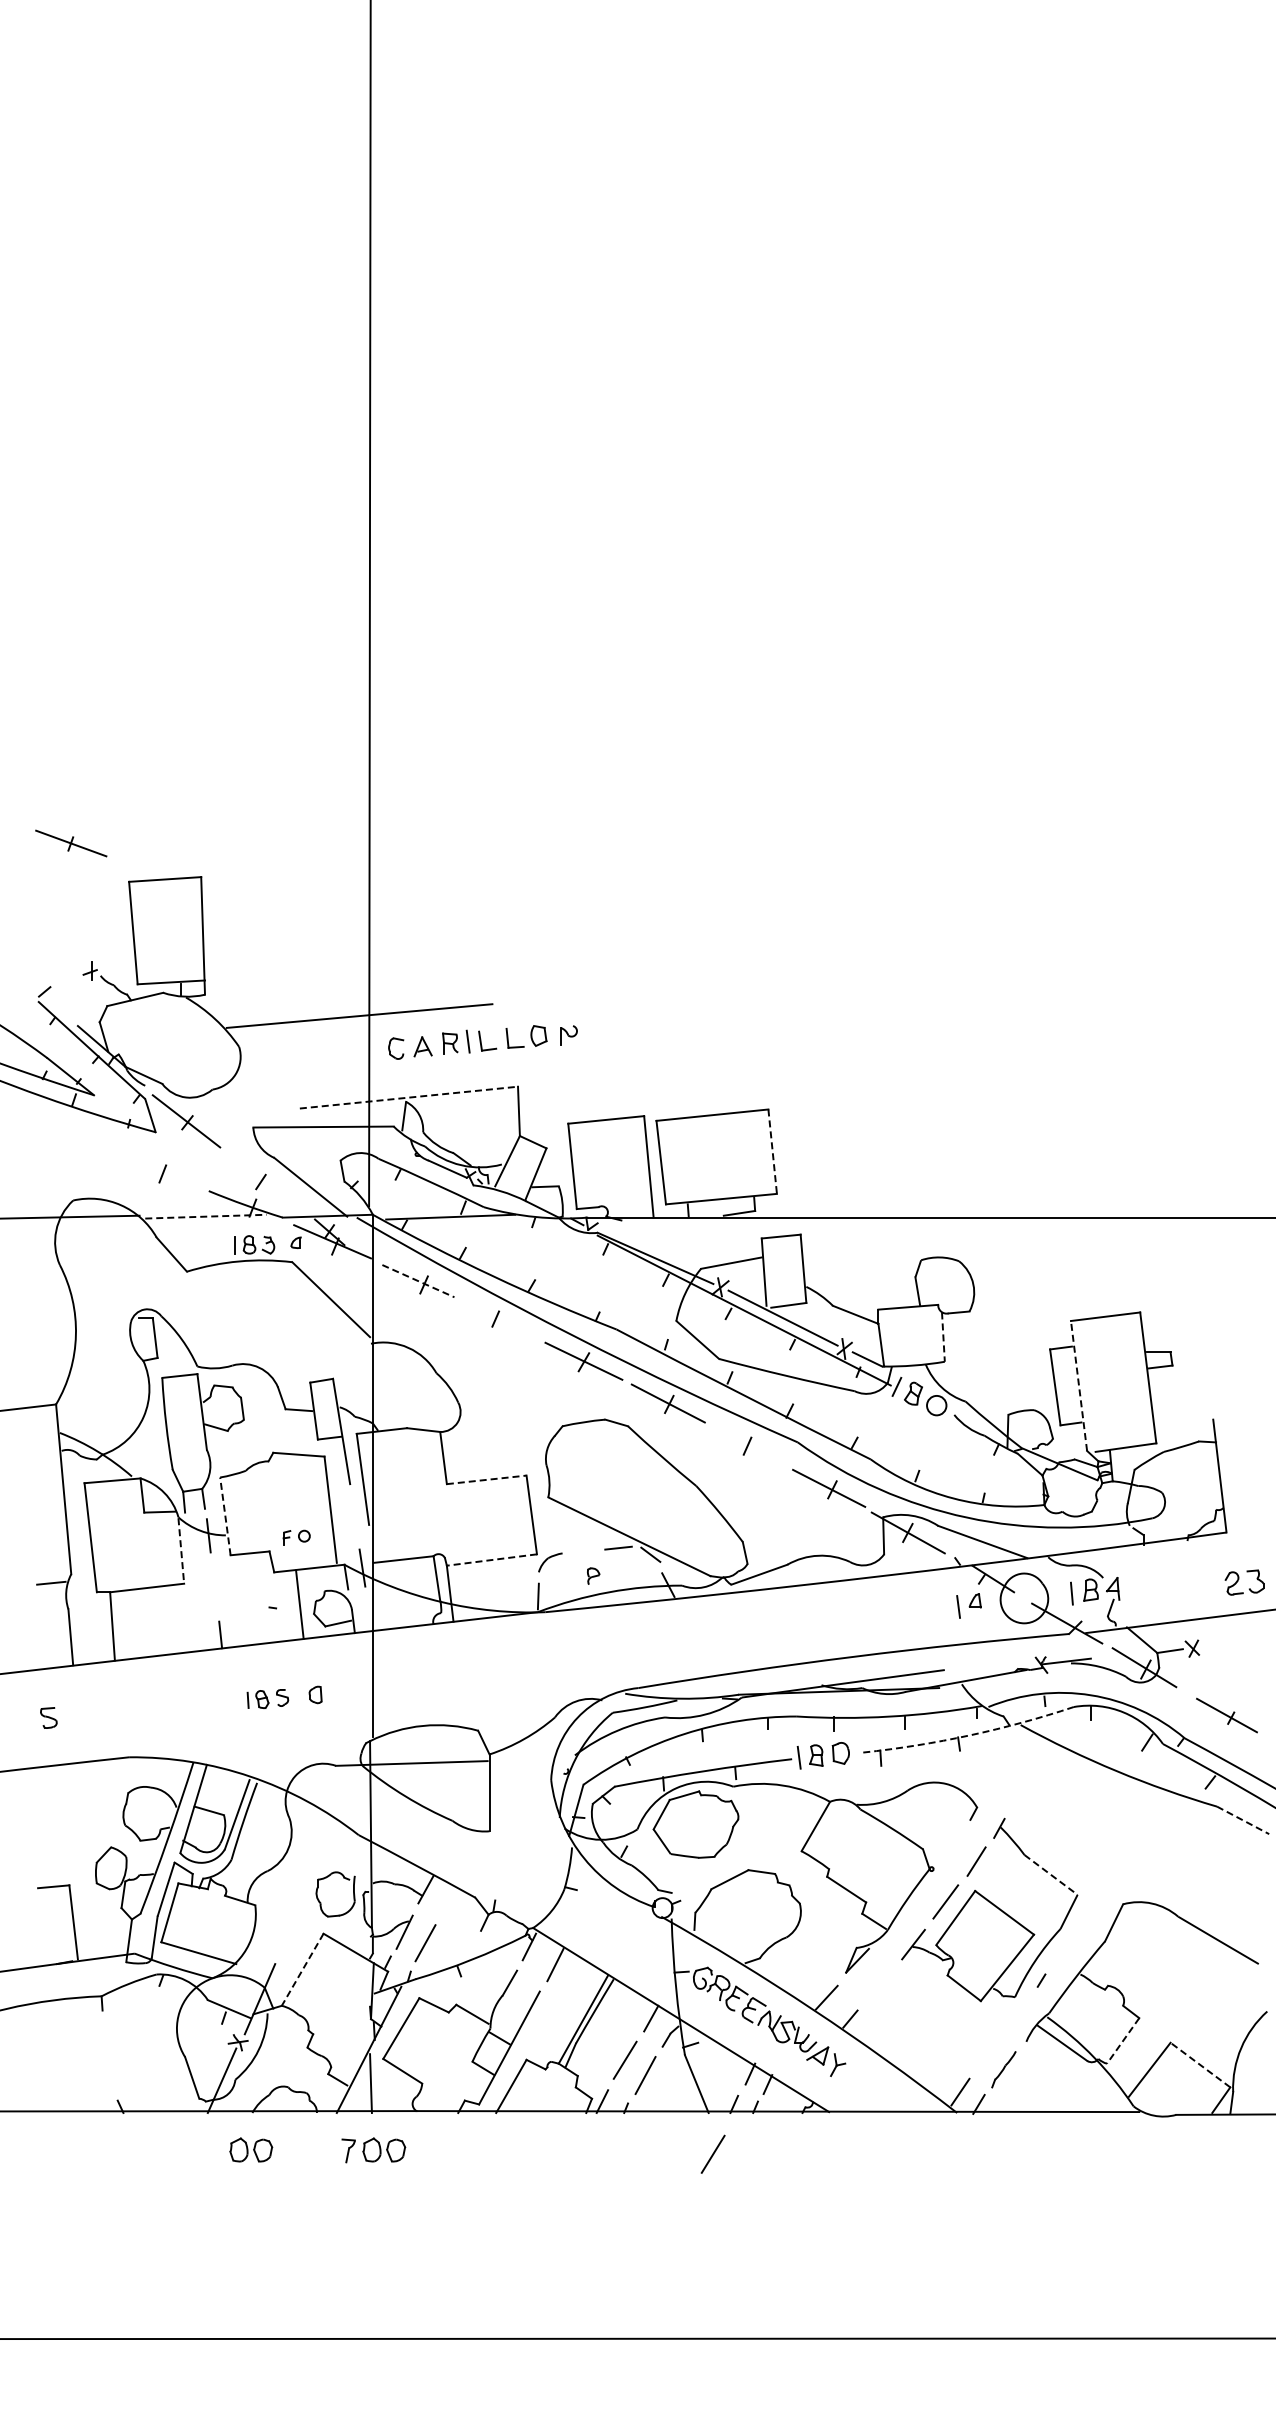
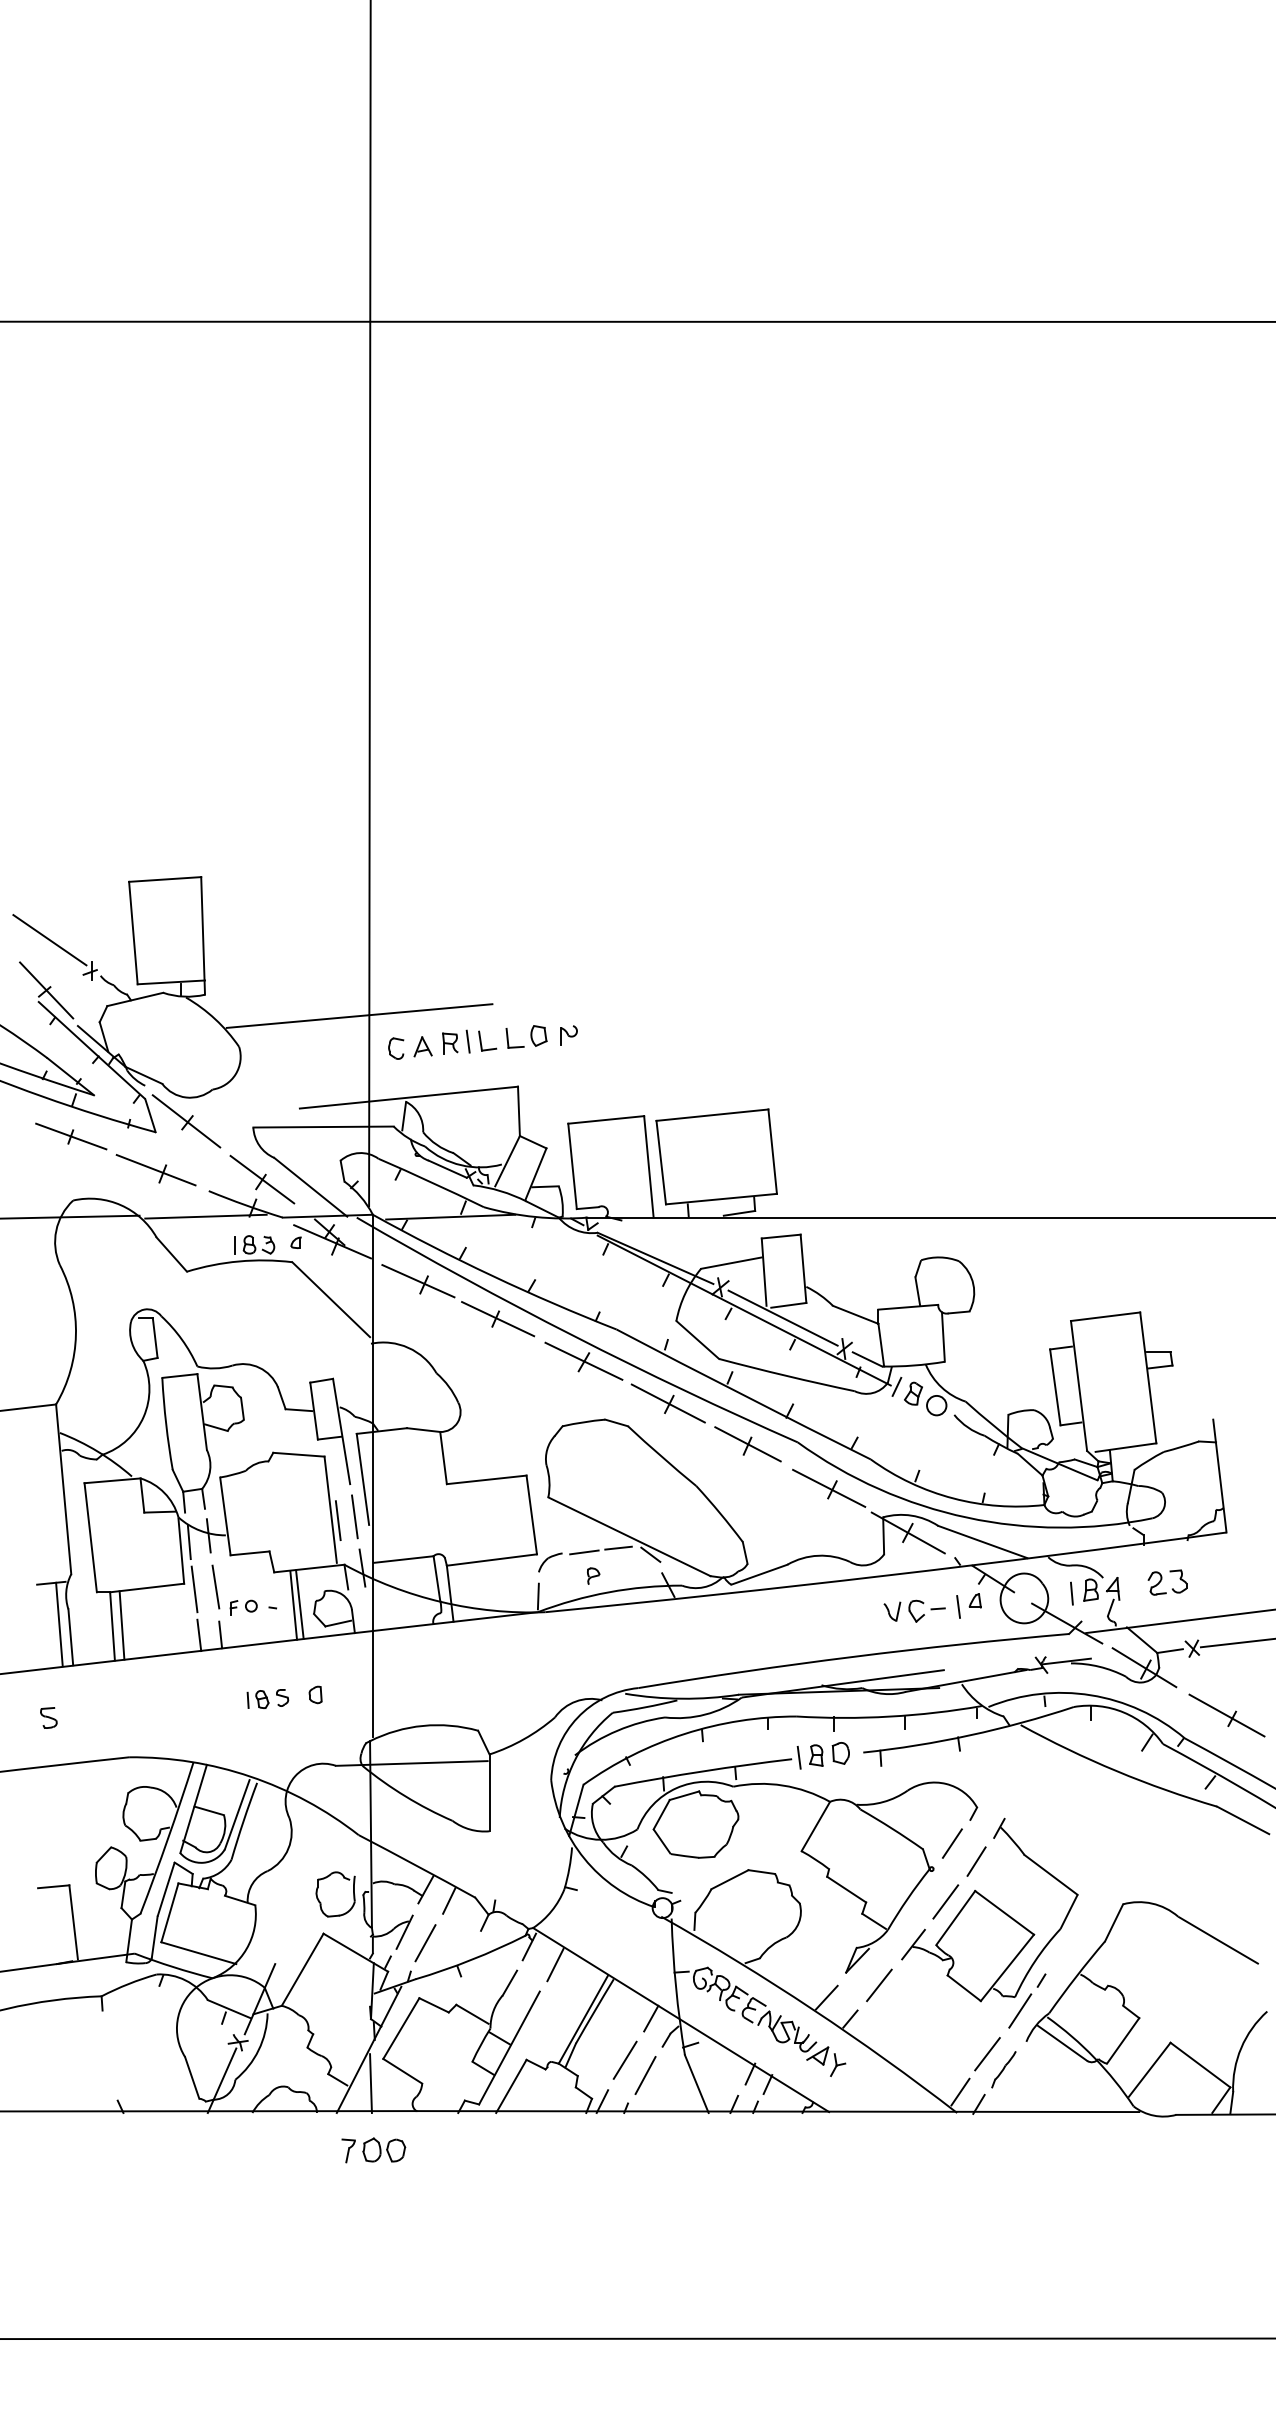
line: none -> present (637, 321)
part position: (71, 843) -> (71, 1136) (71, 1136)
line: none -> present (49, 940)
line: none -> present (46, 990)
line: dashed -> solid (408, 1097)
line: dashed -> solid (772, 1152)
line: none -> present (155, 1170)
line: none -> present (262, 1179)
line: dashed -> solid (205, 1216)
line: dashed -> solid (418, 1281)
line: none -> present (498, 1319)
line: dashed -> solid (943, 1337)
line: dashed -> solid (1078, 1385)
line: none -> present (747, 1444)
line: dashed -> solid (487, 1479)
line: dashed -> solid (225, 1515)
line: none -> present (354, 1516)
line: none -> present (337, 1520)
part position: (296, 1537) -> (243, 1607) (243, 1607)
line: none -> present (188, 1542)
line: dashed -> solid (181, 1551)
line: none -> present (584, 1552)
line: dashed -> solid (491, 1560)
part position: (1244, 1582) -> (1167, 1582) (1167, 1582)
line: none -> present (215, 1586)
line: none -> present (194, 1589)
line: none -> present (293, 1605)
part: none -> present (914, 1610)
line: none -> present (59, 1624)
line: none -> present (121, 1625)
line: none -> present (199, 1635)
line: none -> present (1236, 1643)
part size: 62x37 px -> 78x45 px (1226, 1715)
arc: dashed -> solid (969, 1735)
line: dashed -> solid (1243, 1820)
line: none -> present (951, 1843)
line: dashed -> solid (1051, 1875)
line: none -> present (449, 1900)
line: dashed -> solid (302, 1969)
line: none -> present (879, 1985)
line: none -> present (1020, 2010)
line: dashed -> solid (1123, 2040)
line: none -> present (987, 2054)
line: dashed -> solid (1200, 2064)
part: present -> none (251, 2149)
line: present -> none (712, 2153)
